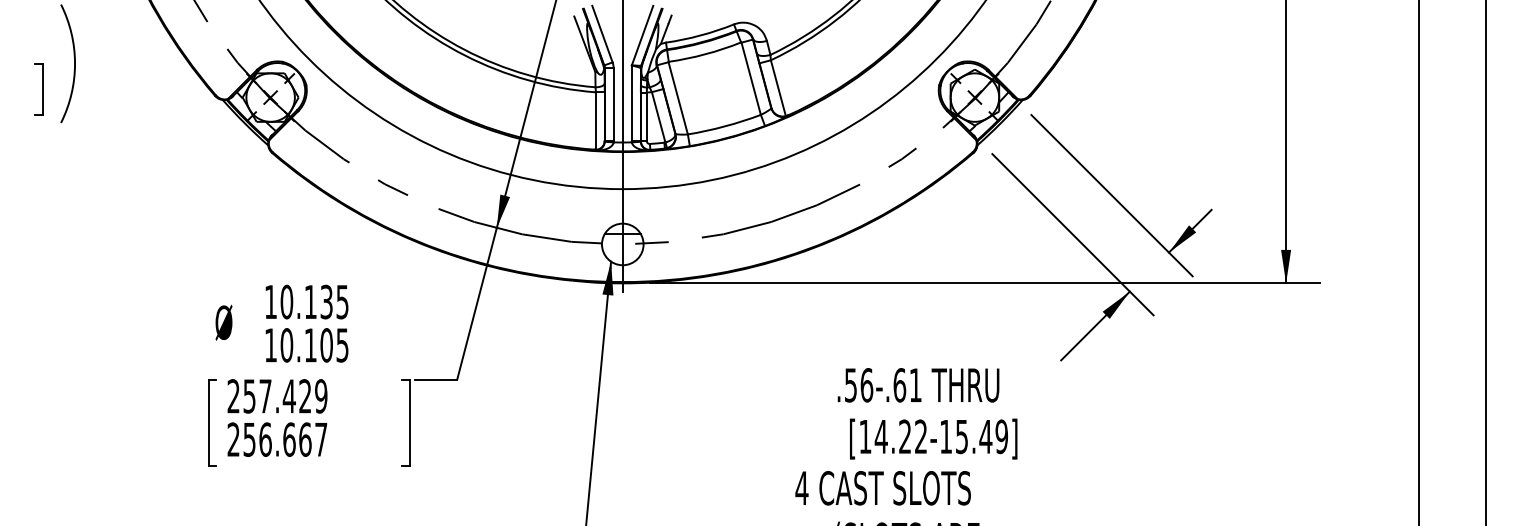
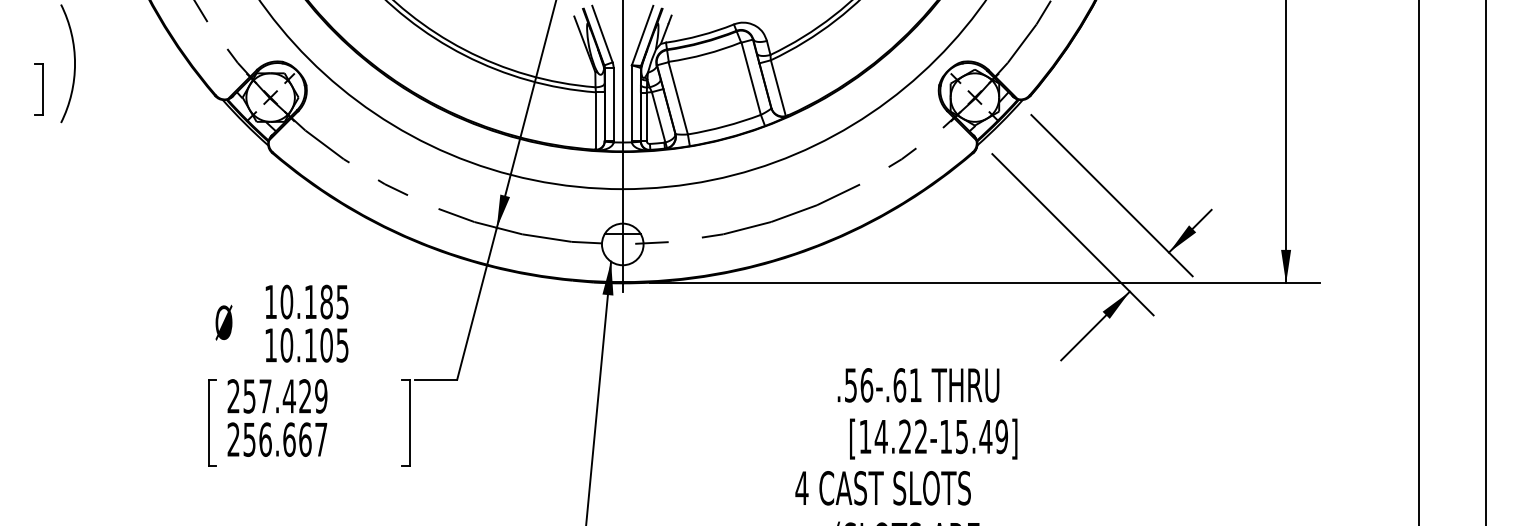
text: 10.135 -> 10.185 (326, 301)
